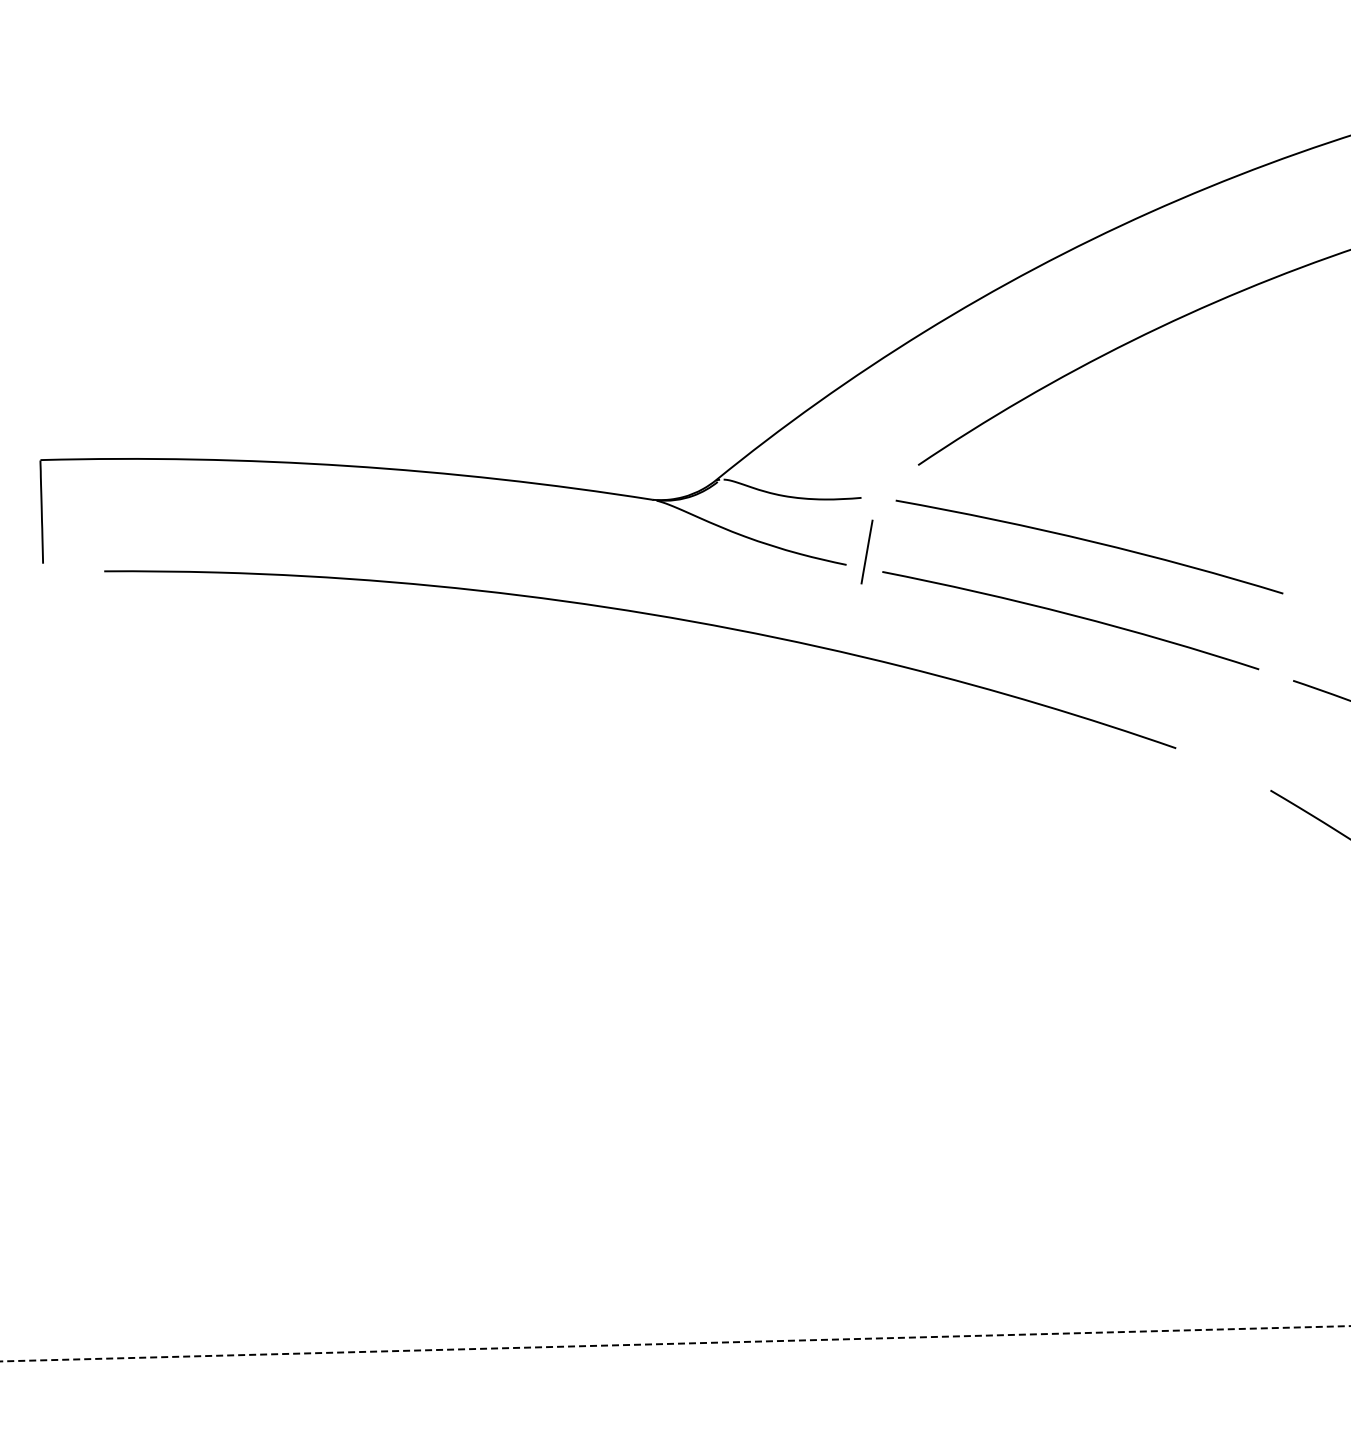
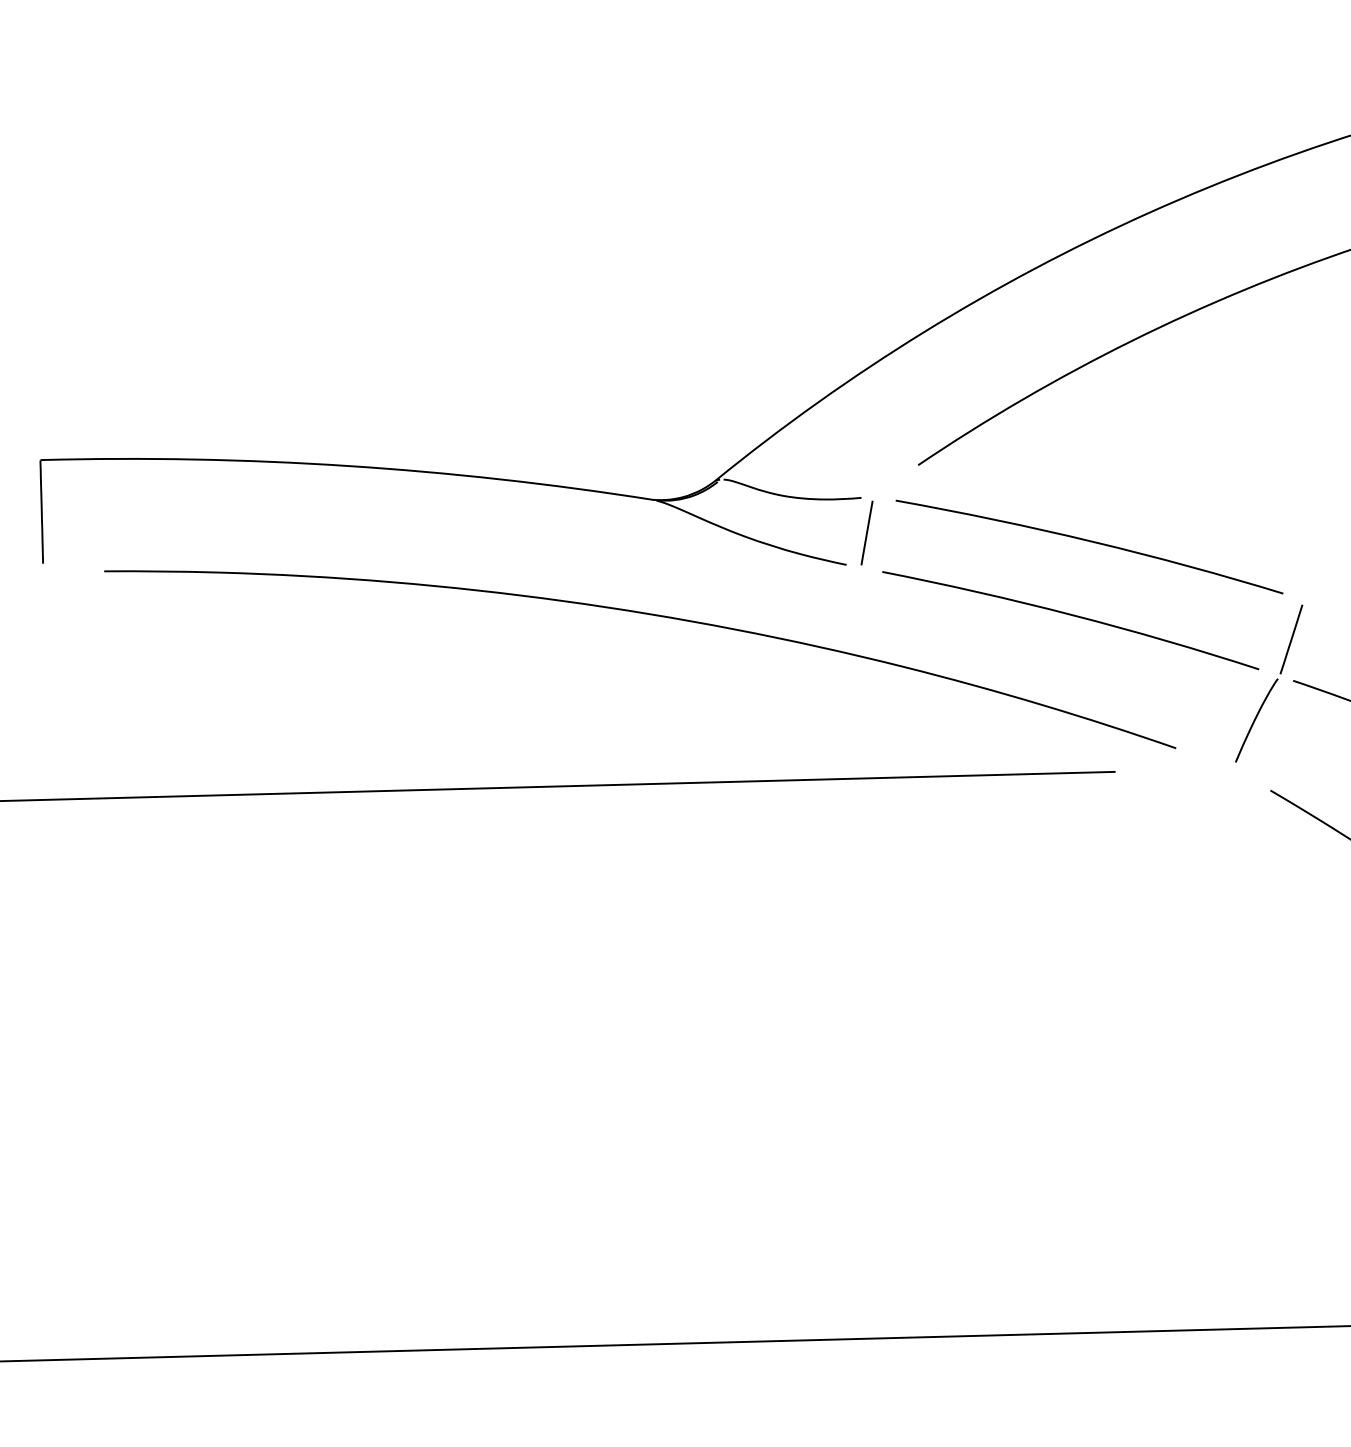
line position: (866, 551) -> (866, 532) (866, 532)
part: none -> present (1269, 683)
line: none -> present (558, 786)
line: dashed -> solid (675, 1343)
